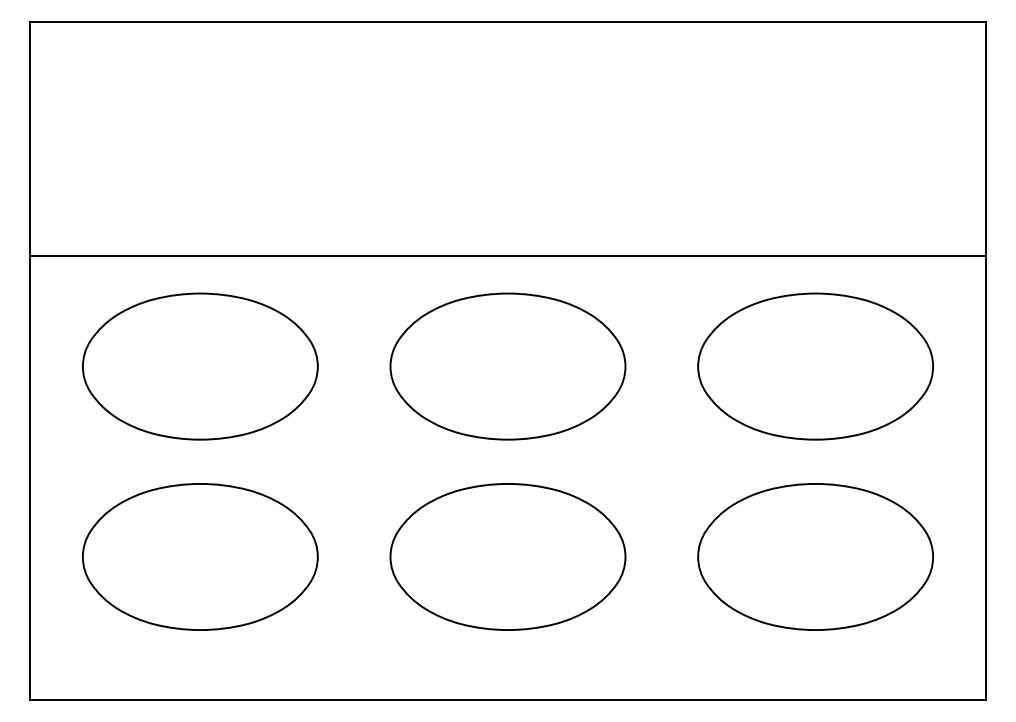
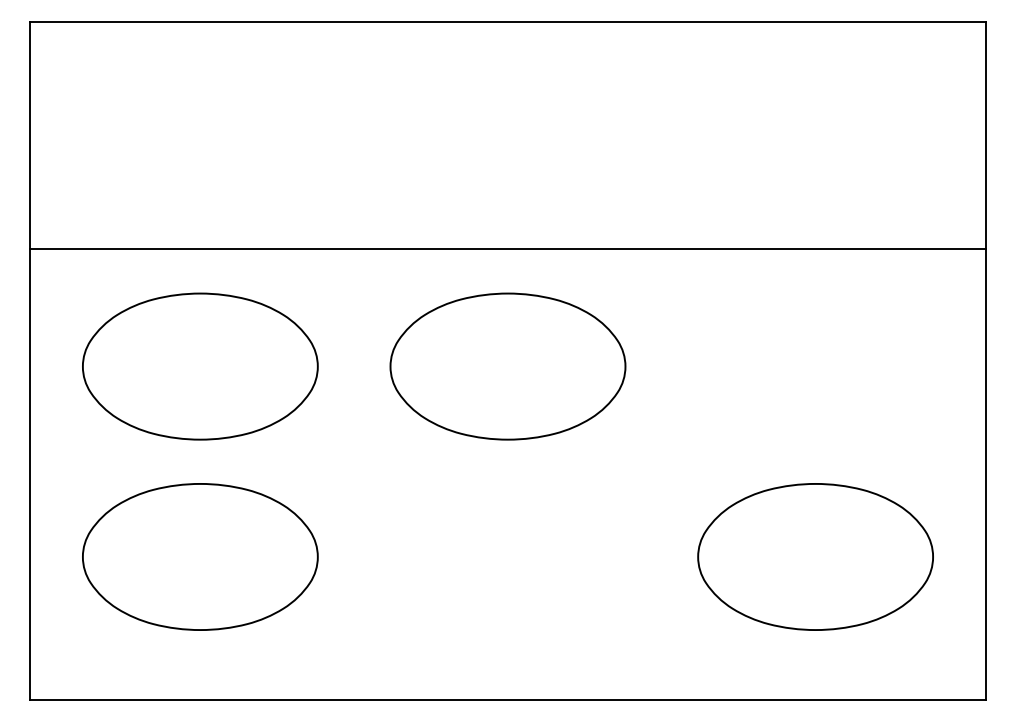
line position: (507, 256) -> (507, 249) (507, 249)
part: present -> none (815, 366)
part: present -> none (507, 556)
